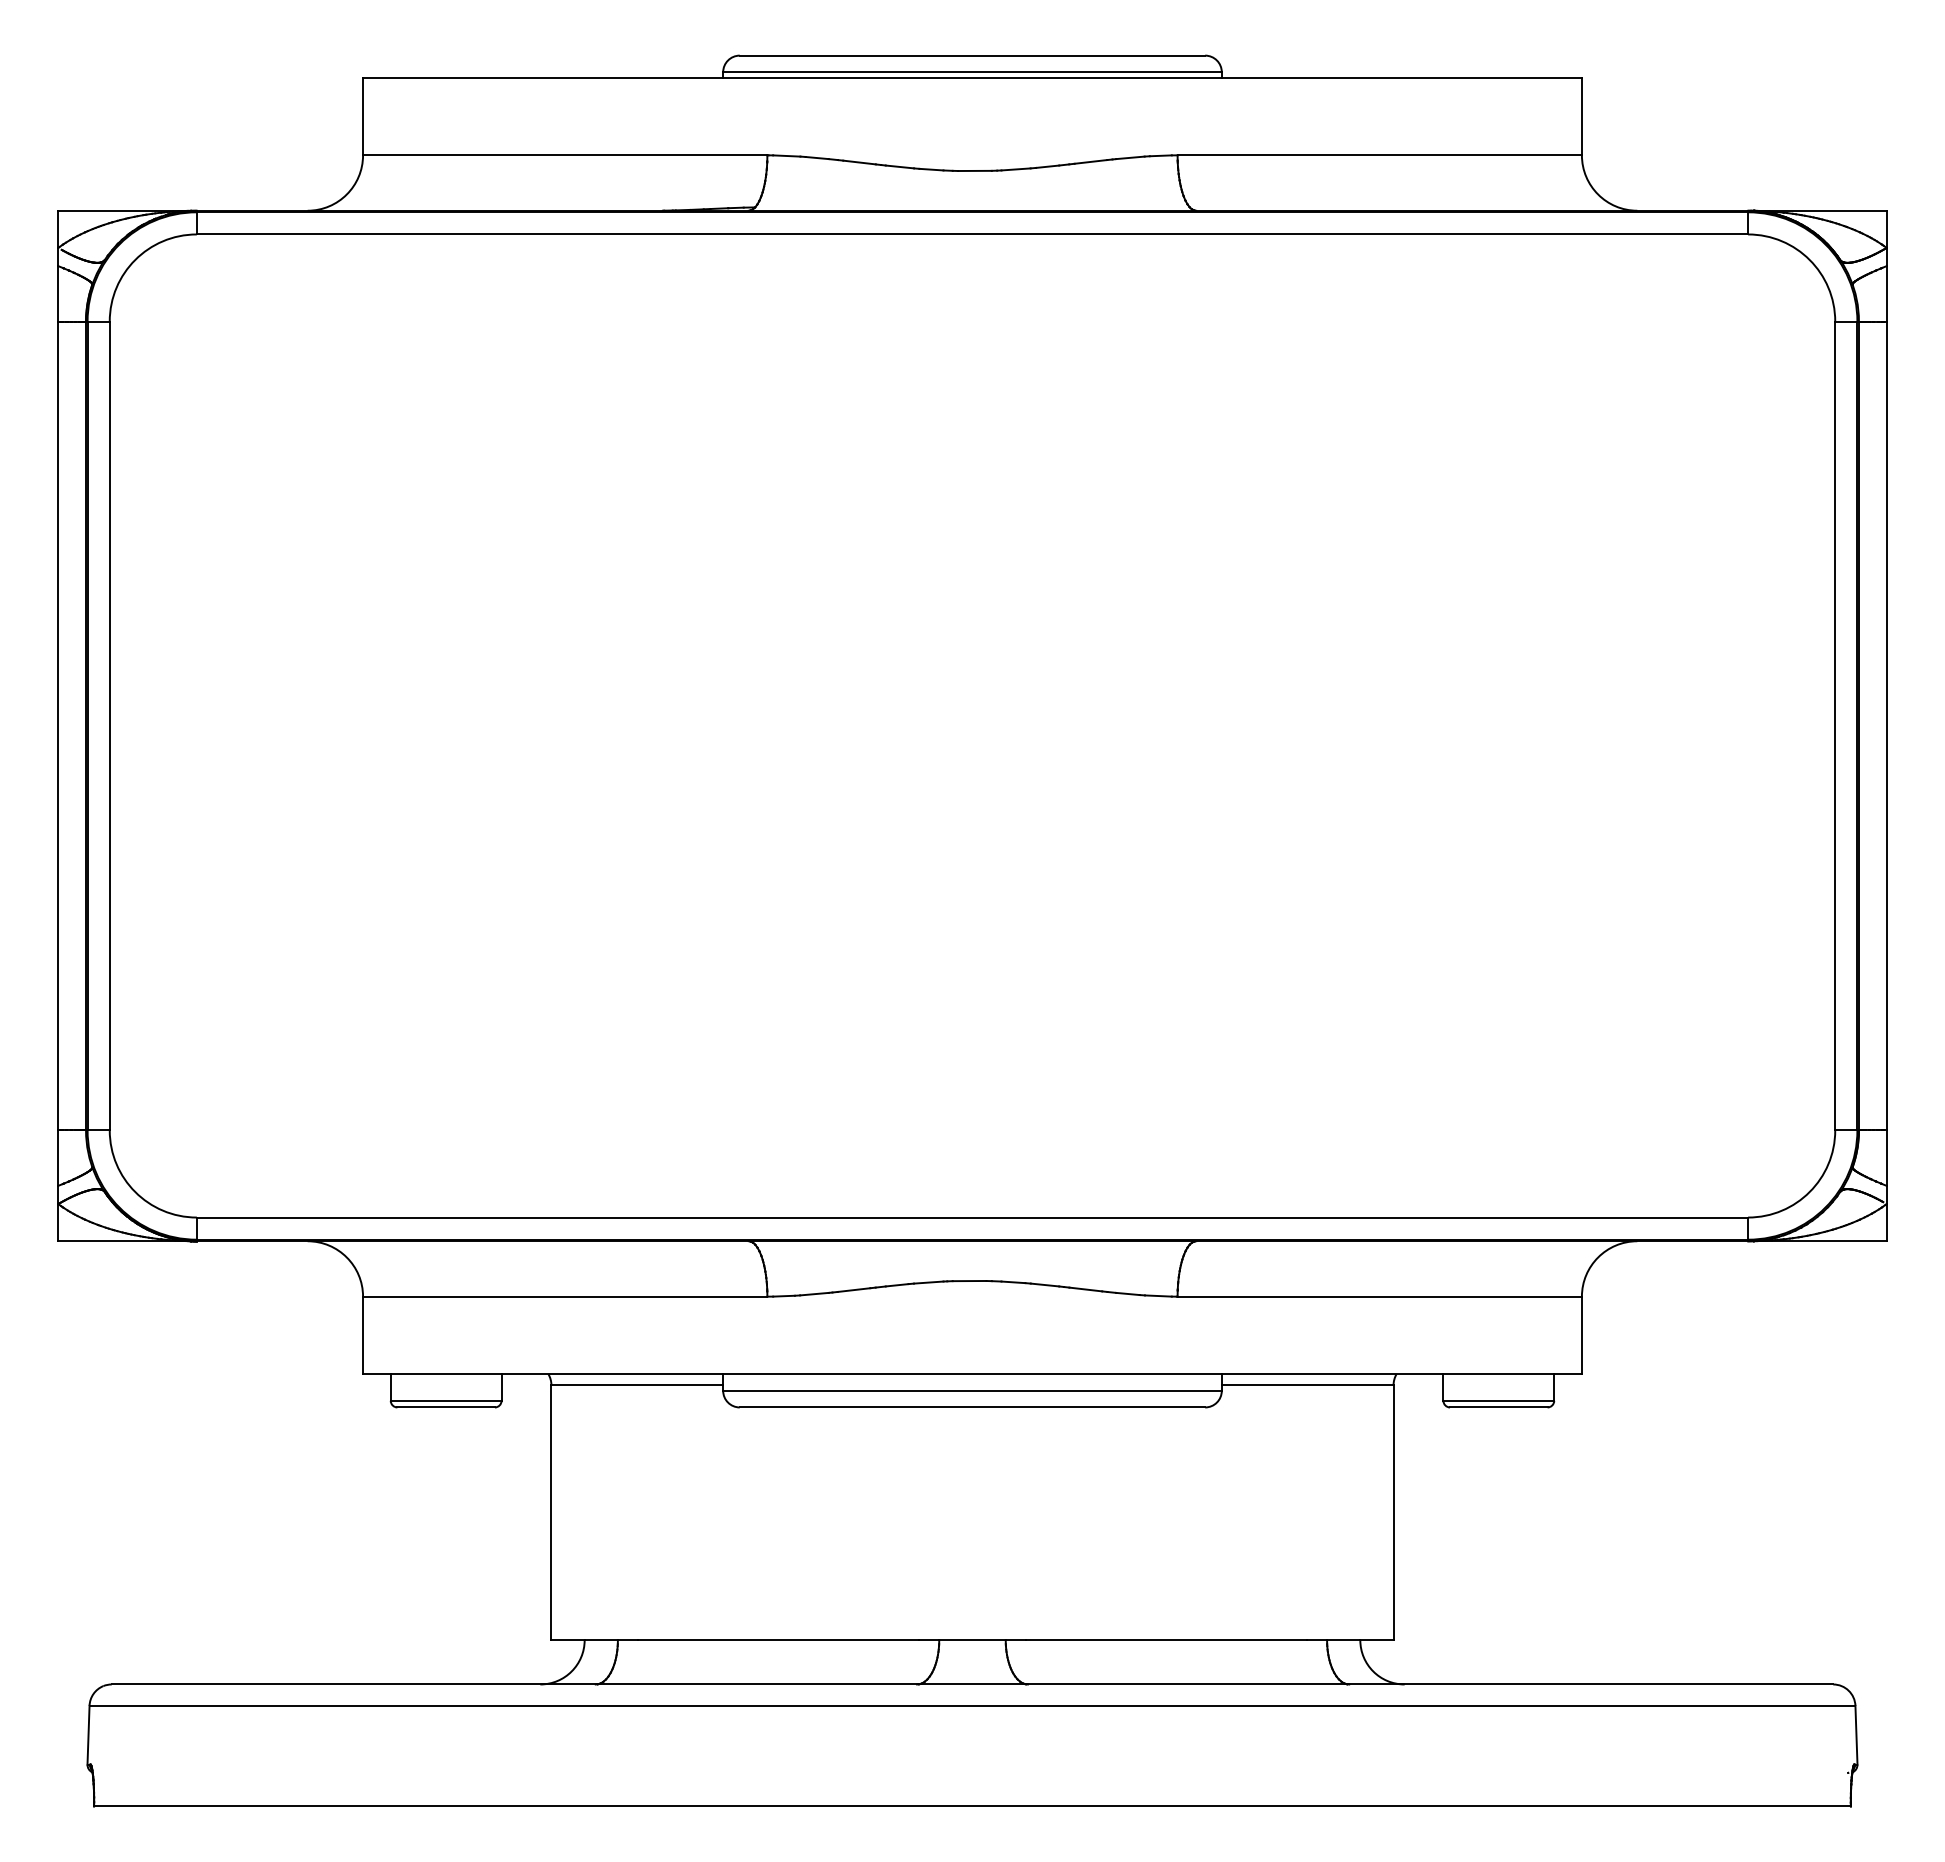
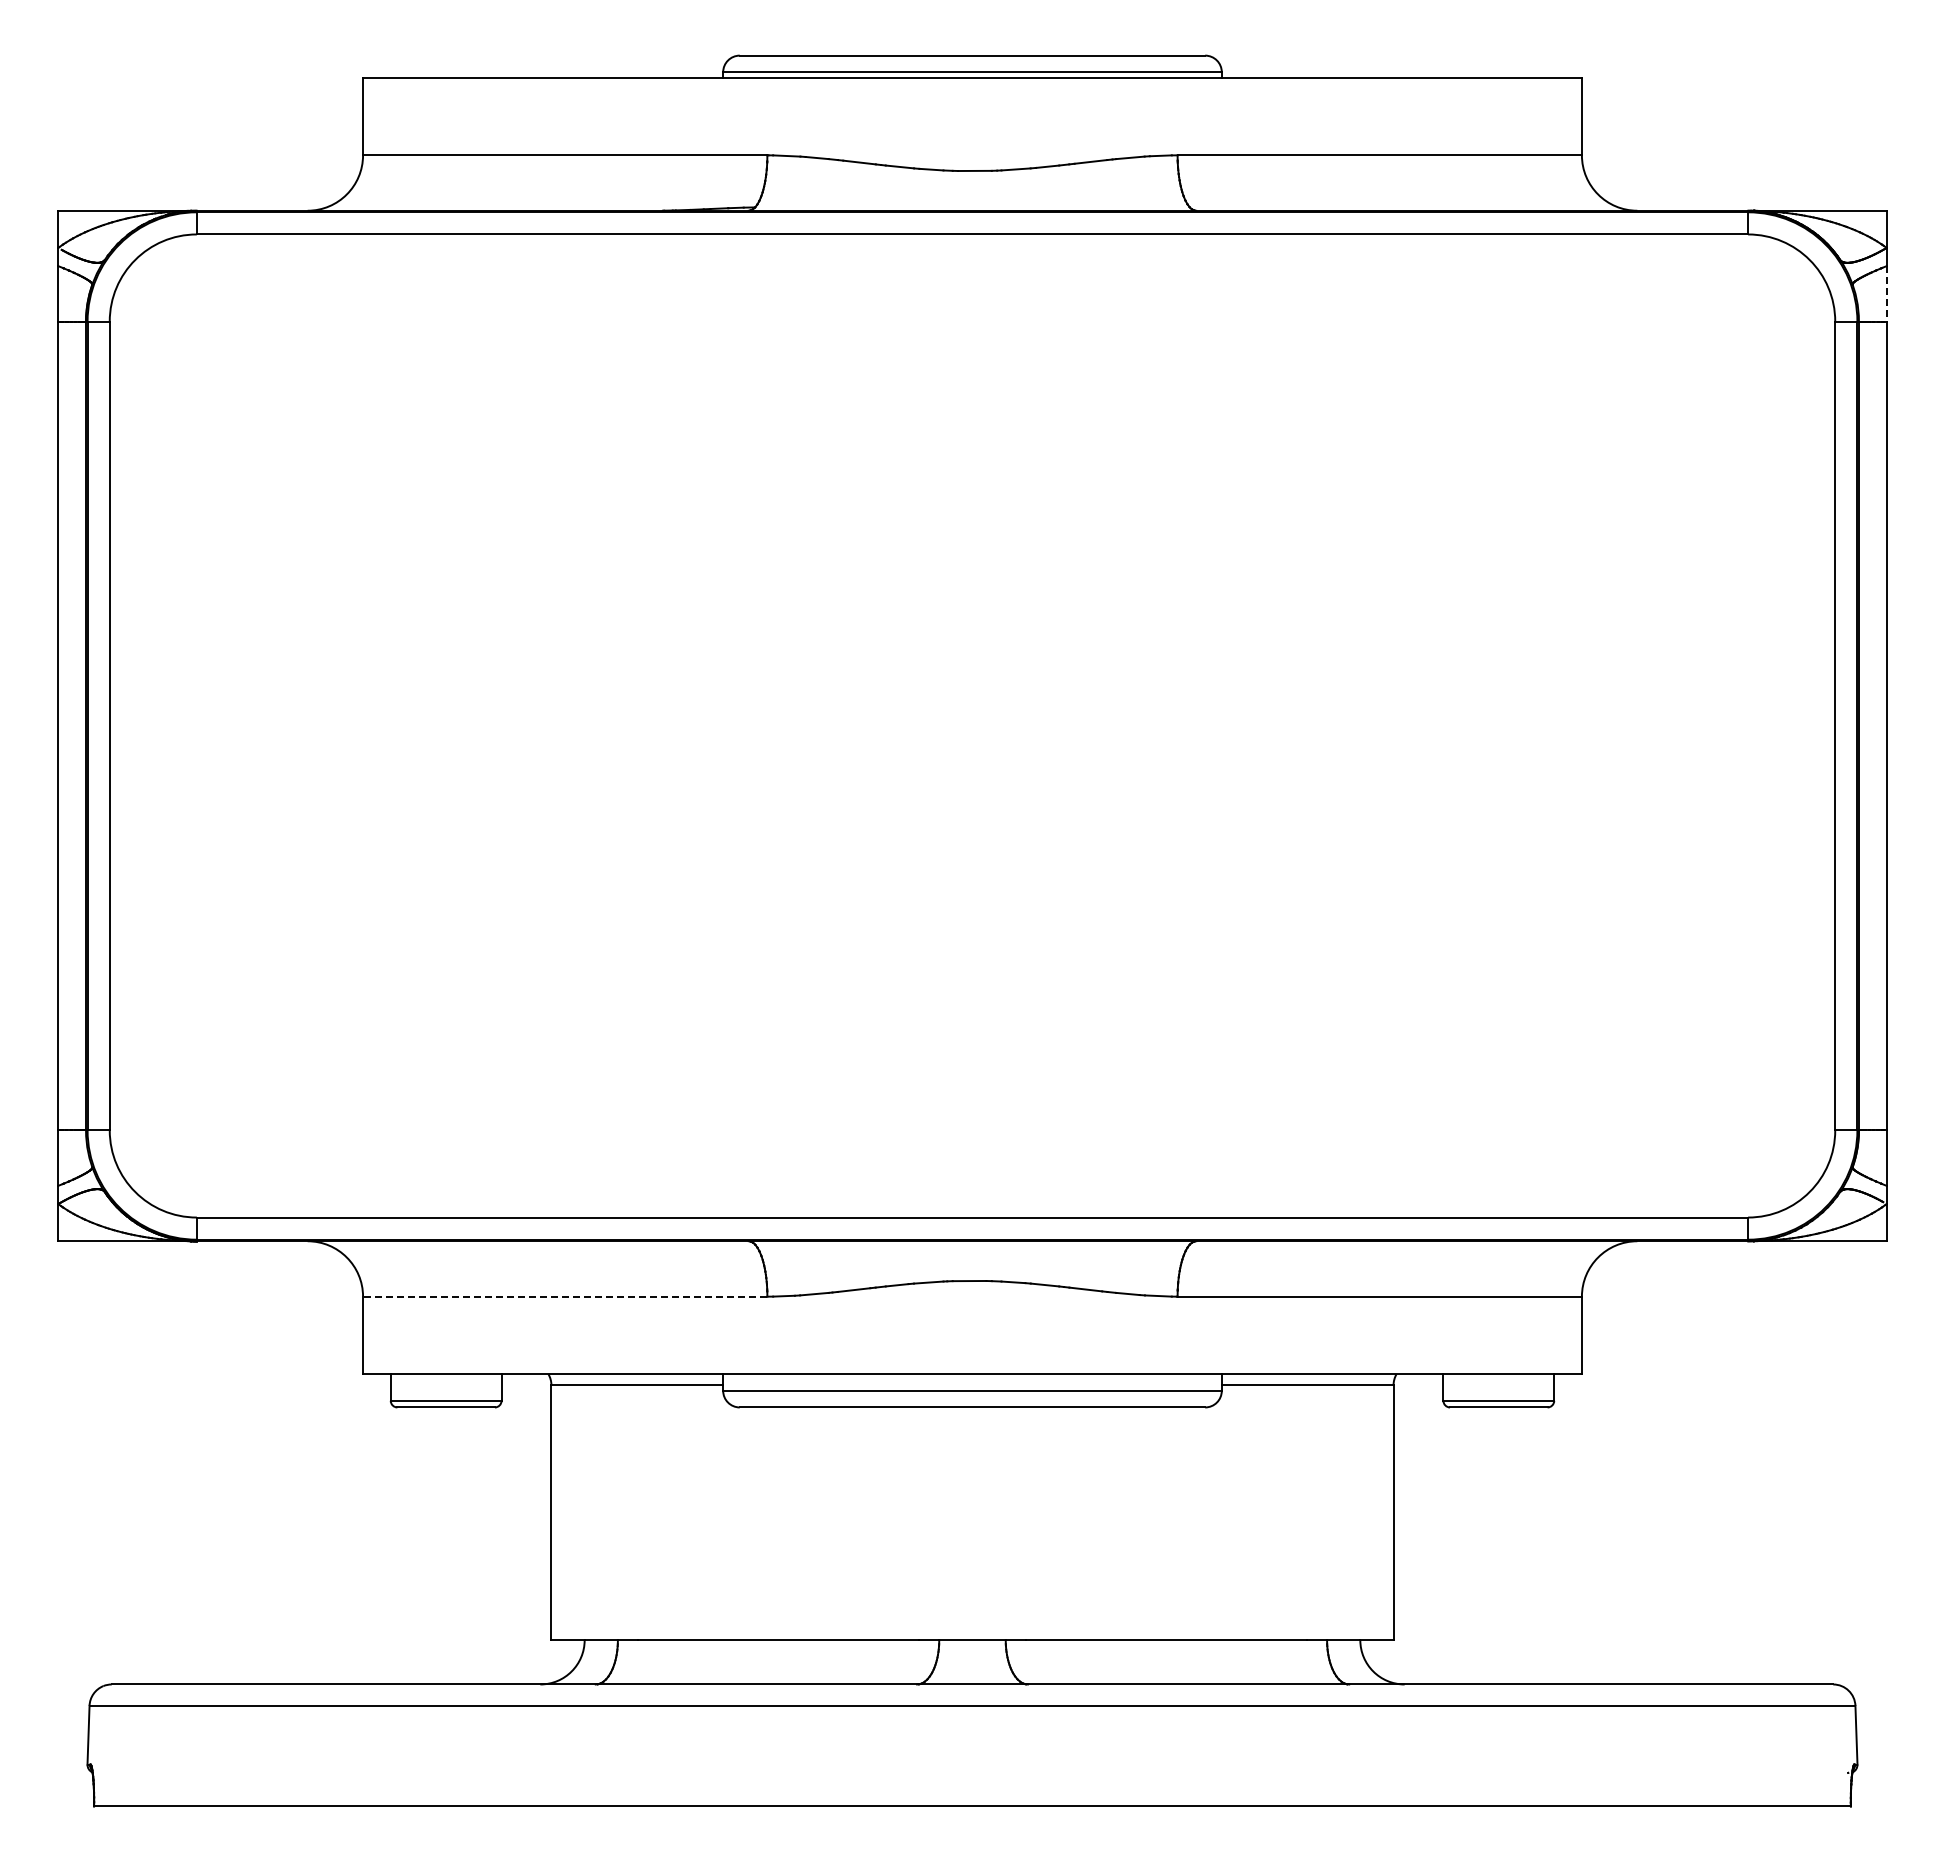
line: solid -> dashed (1886, 293)
line: solid -> dashed (564, 1296)
